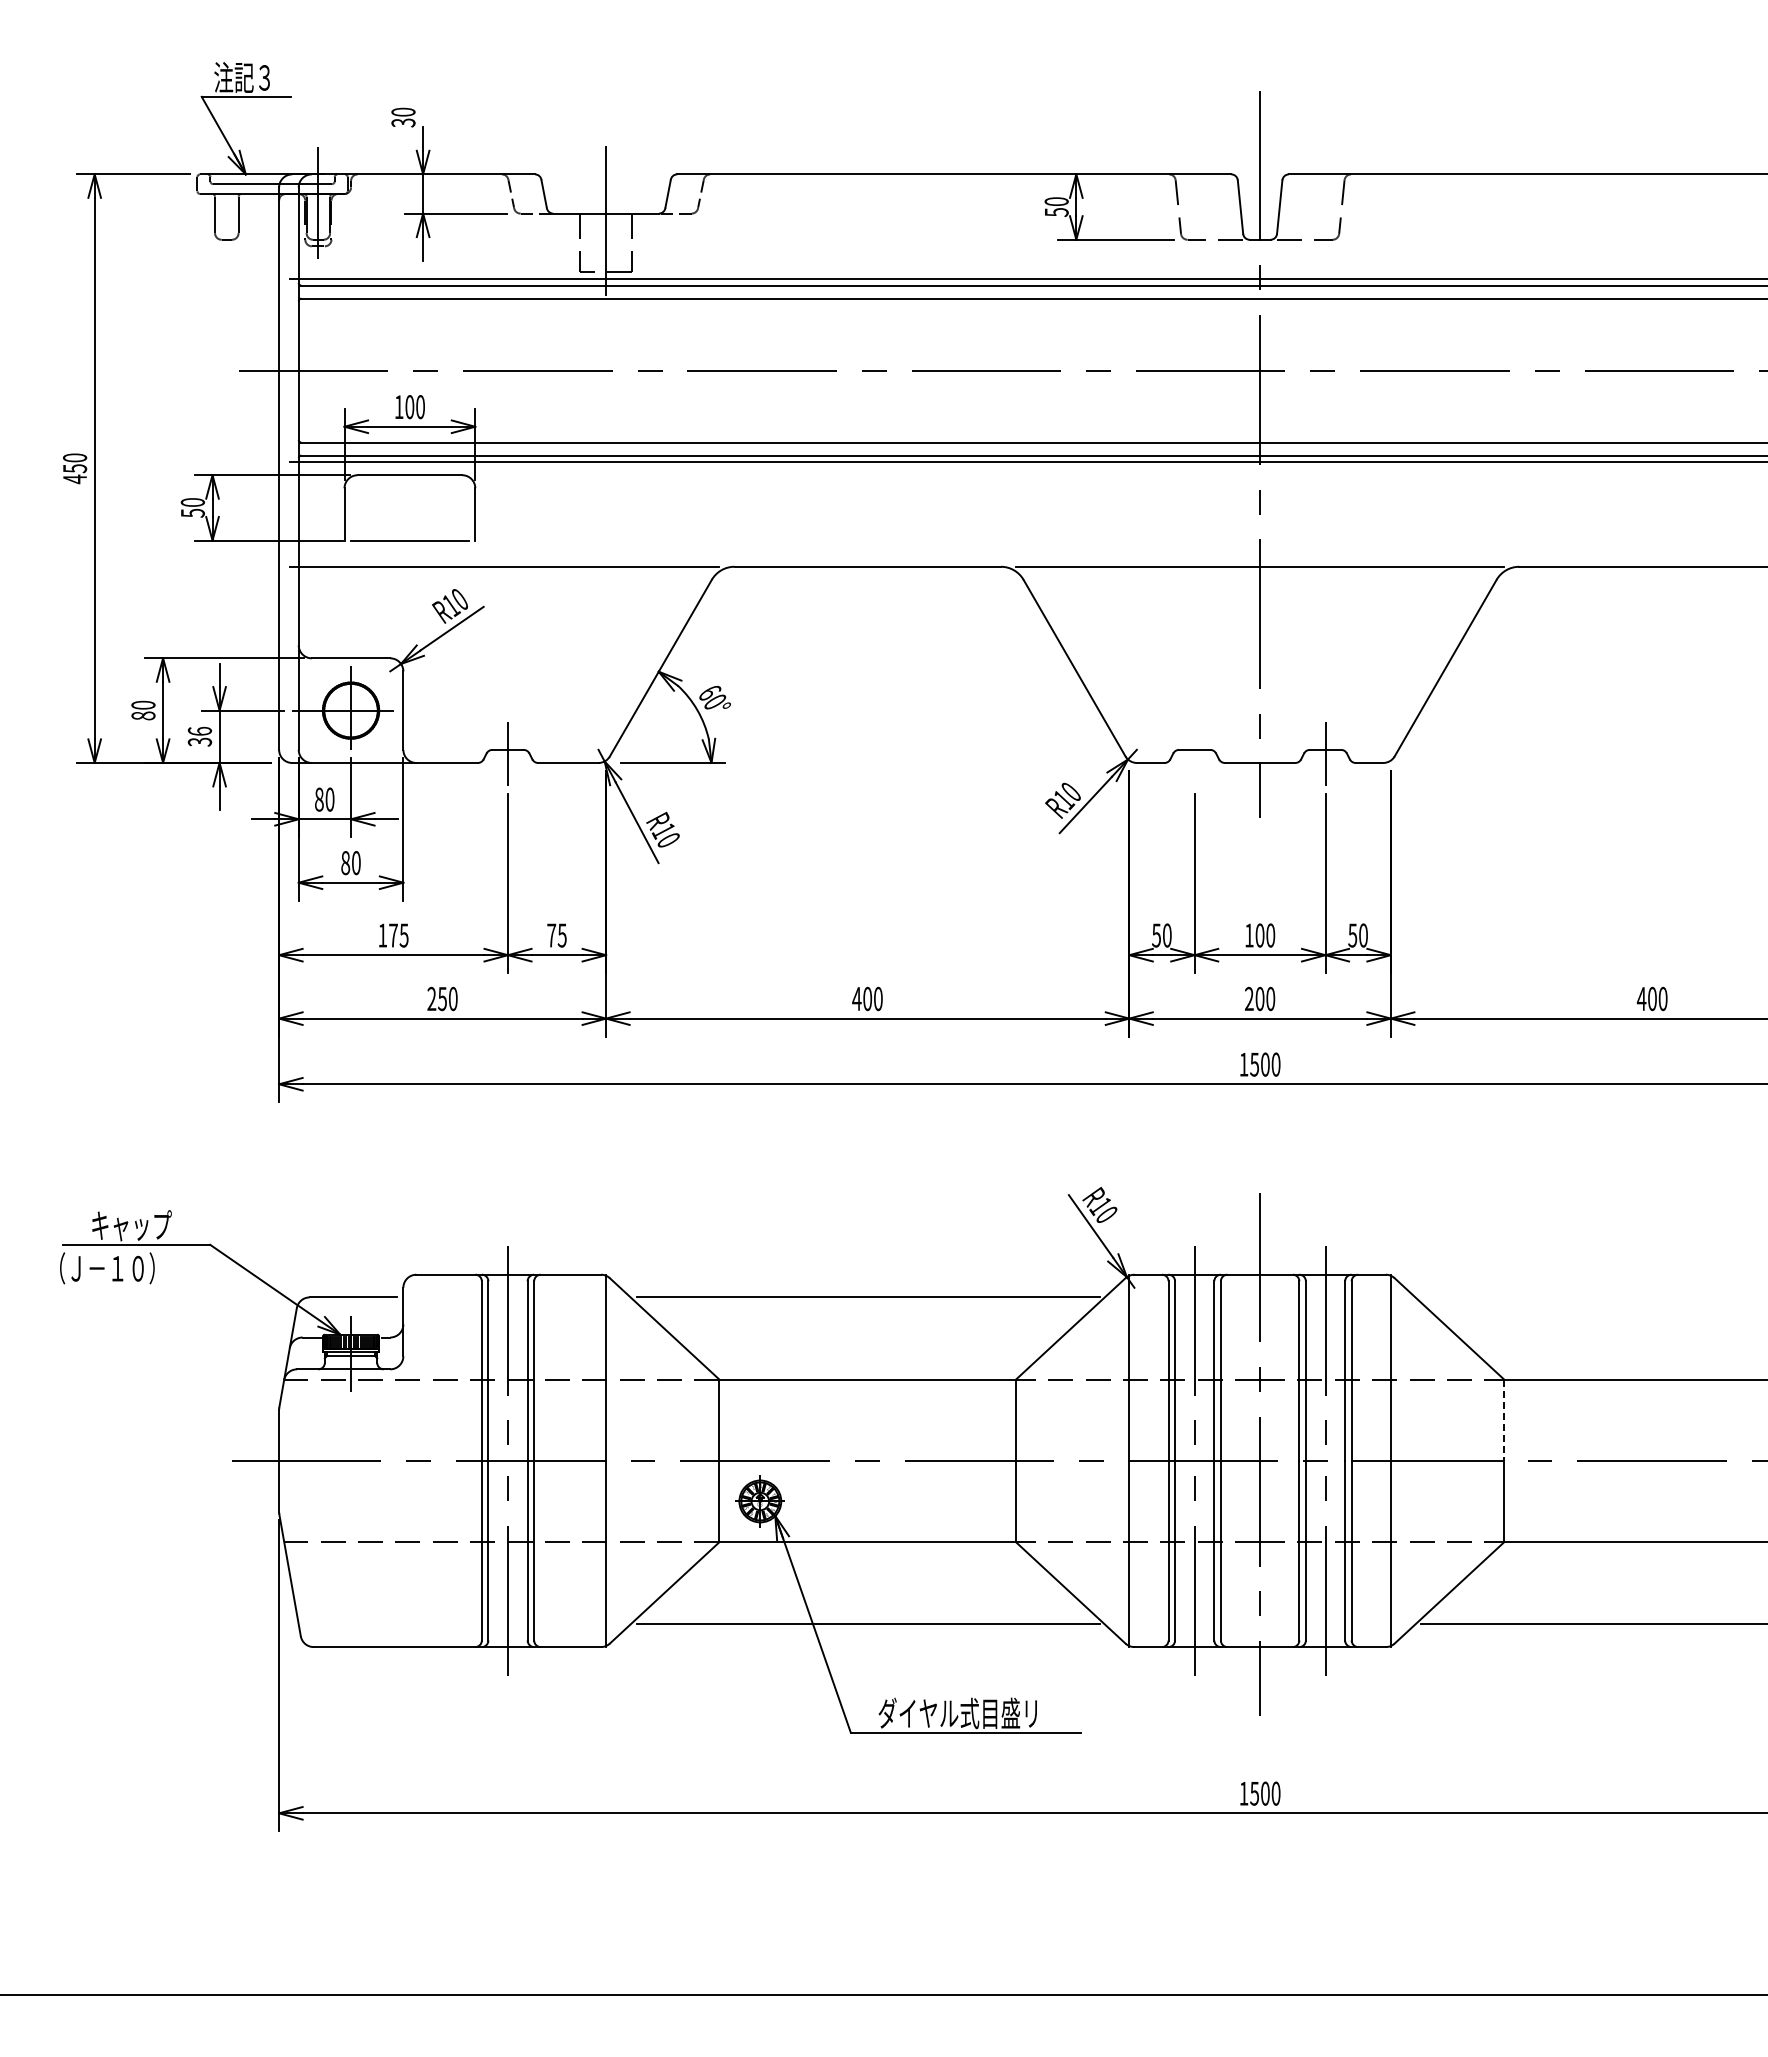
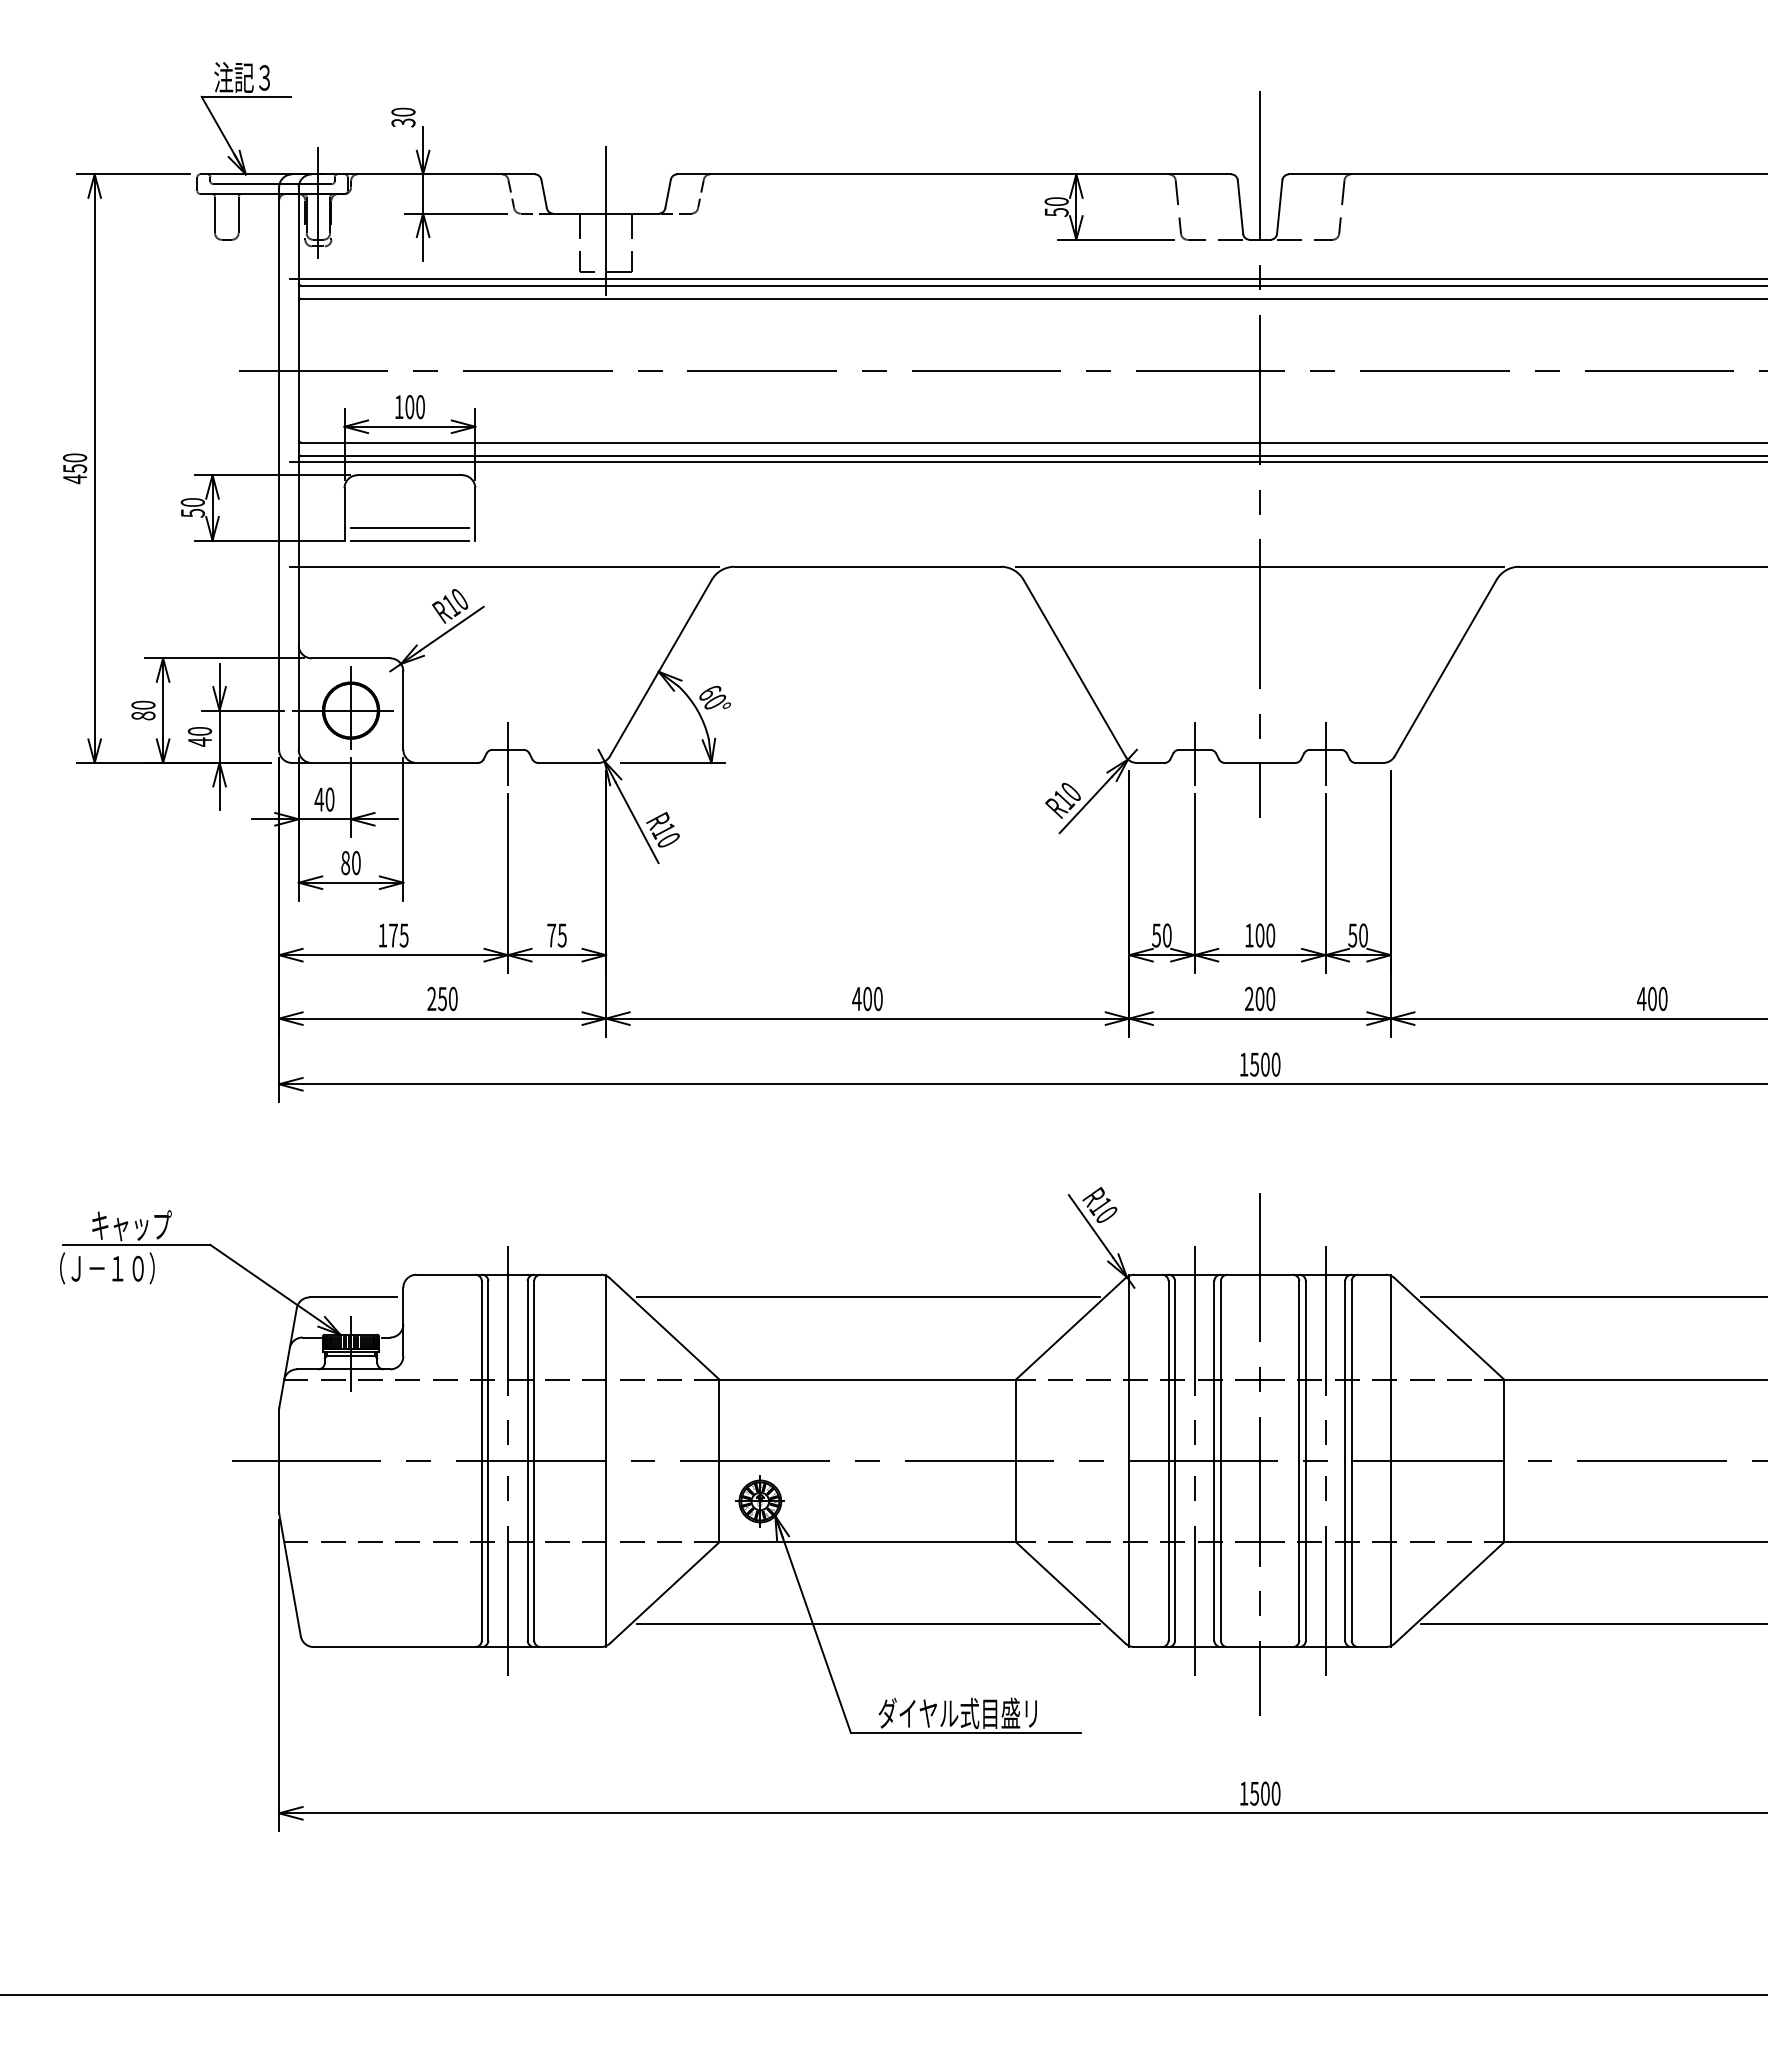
line: none -> present (409, 528)
text: 36 -> 40 (199, 736)
line: none -> present (1194, 753)
text: 80 -> 40 (319, 799)
line: none -> present (1592, 1297)
line: dashed -> solid (1504, 1420)
